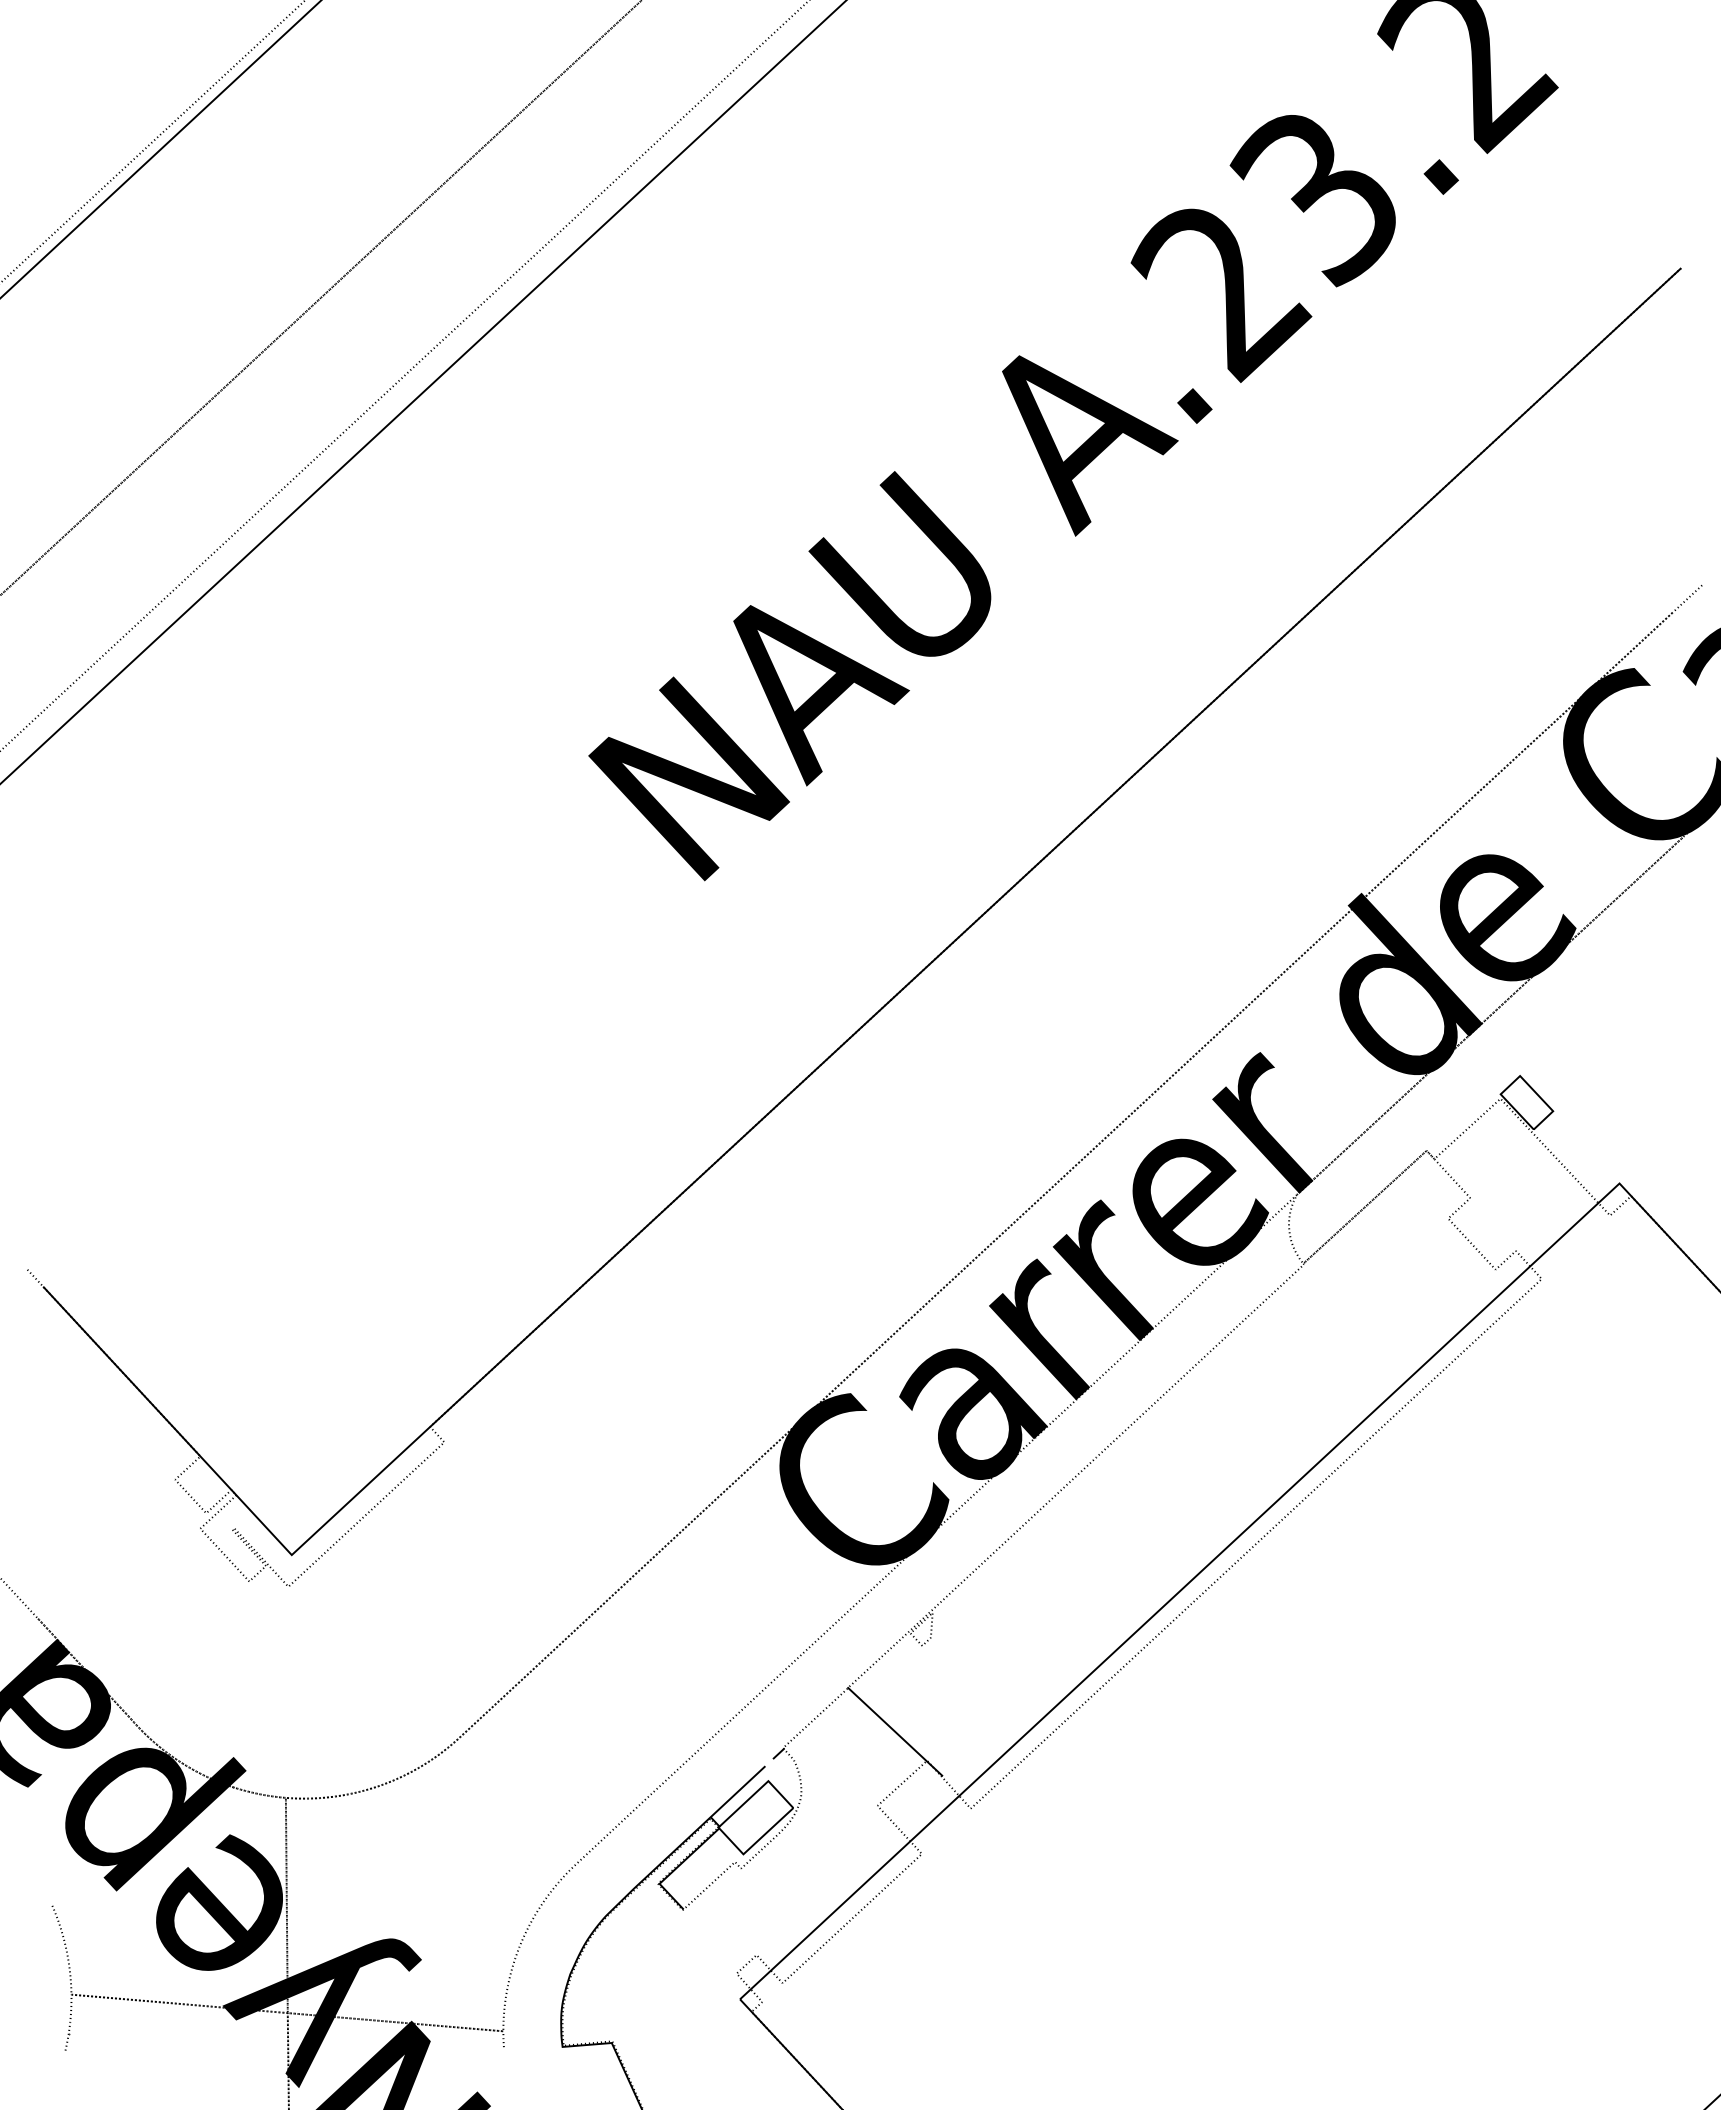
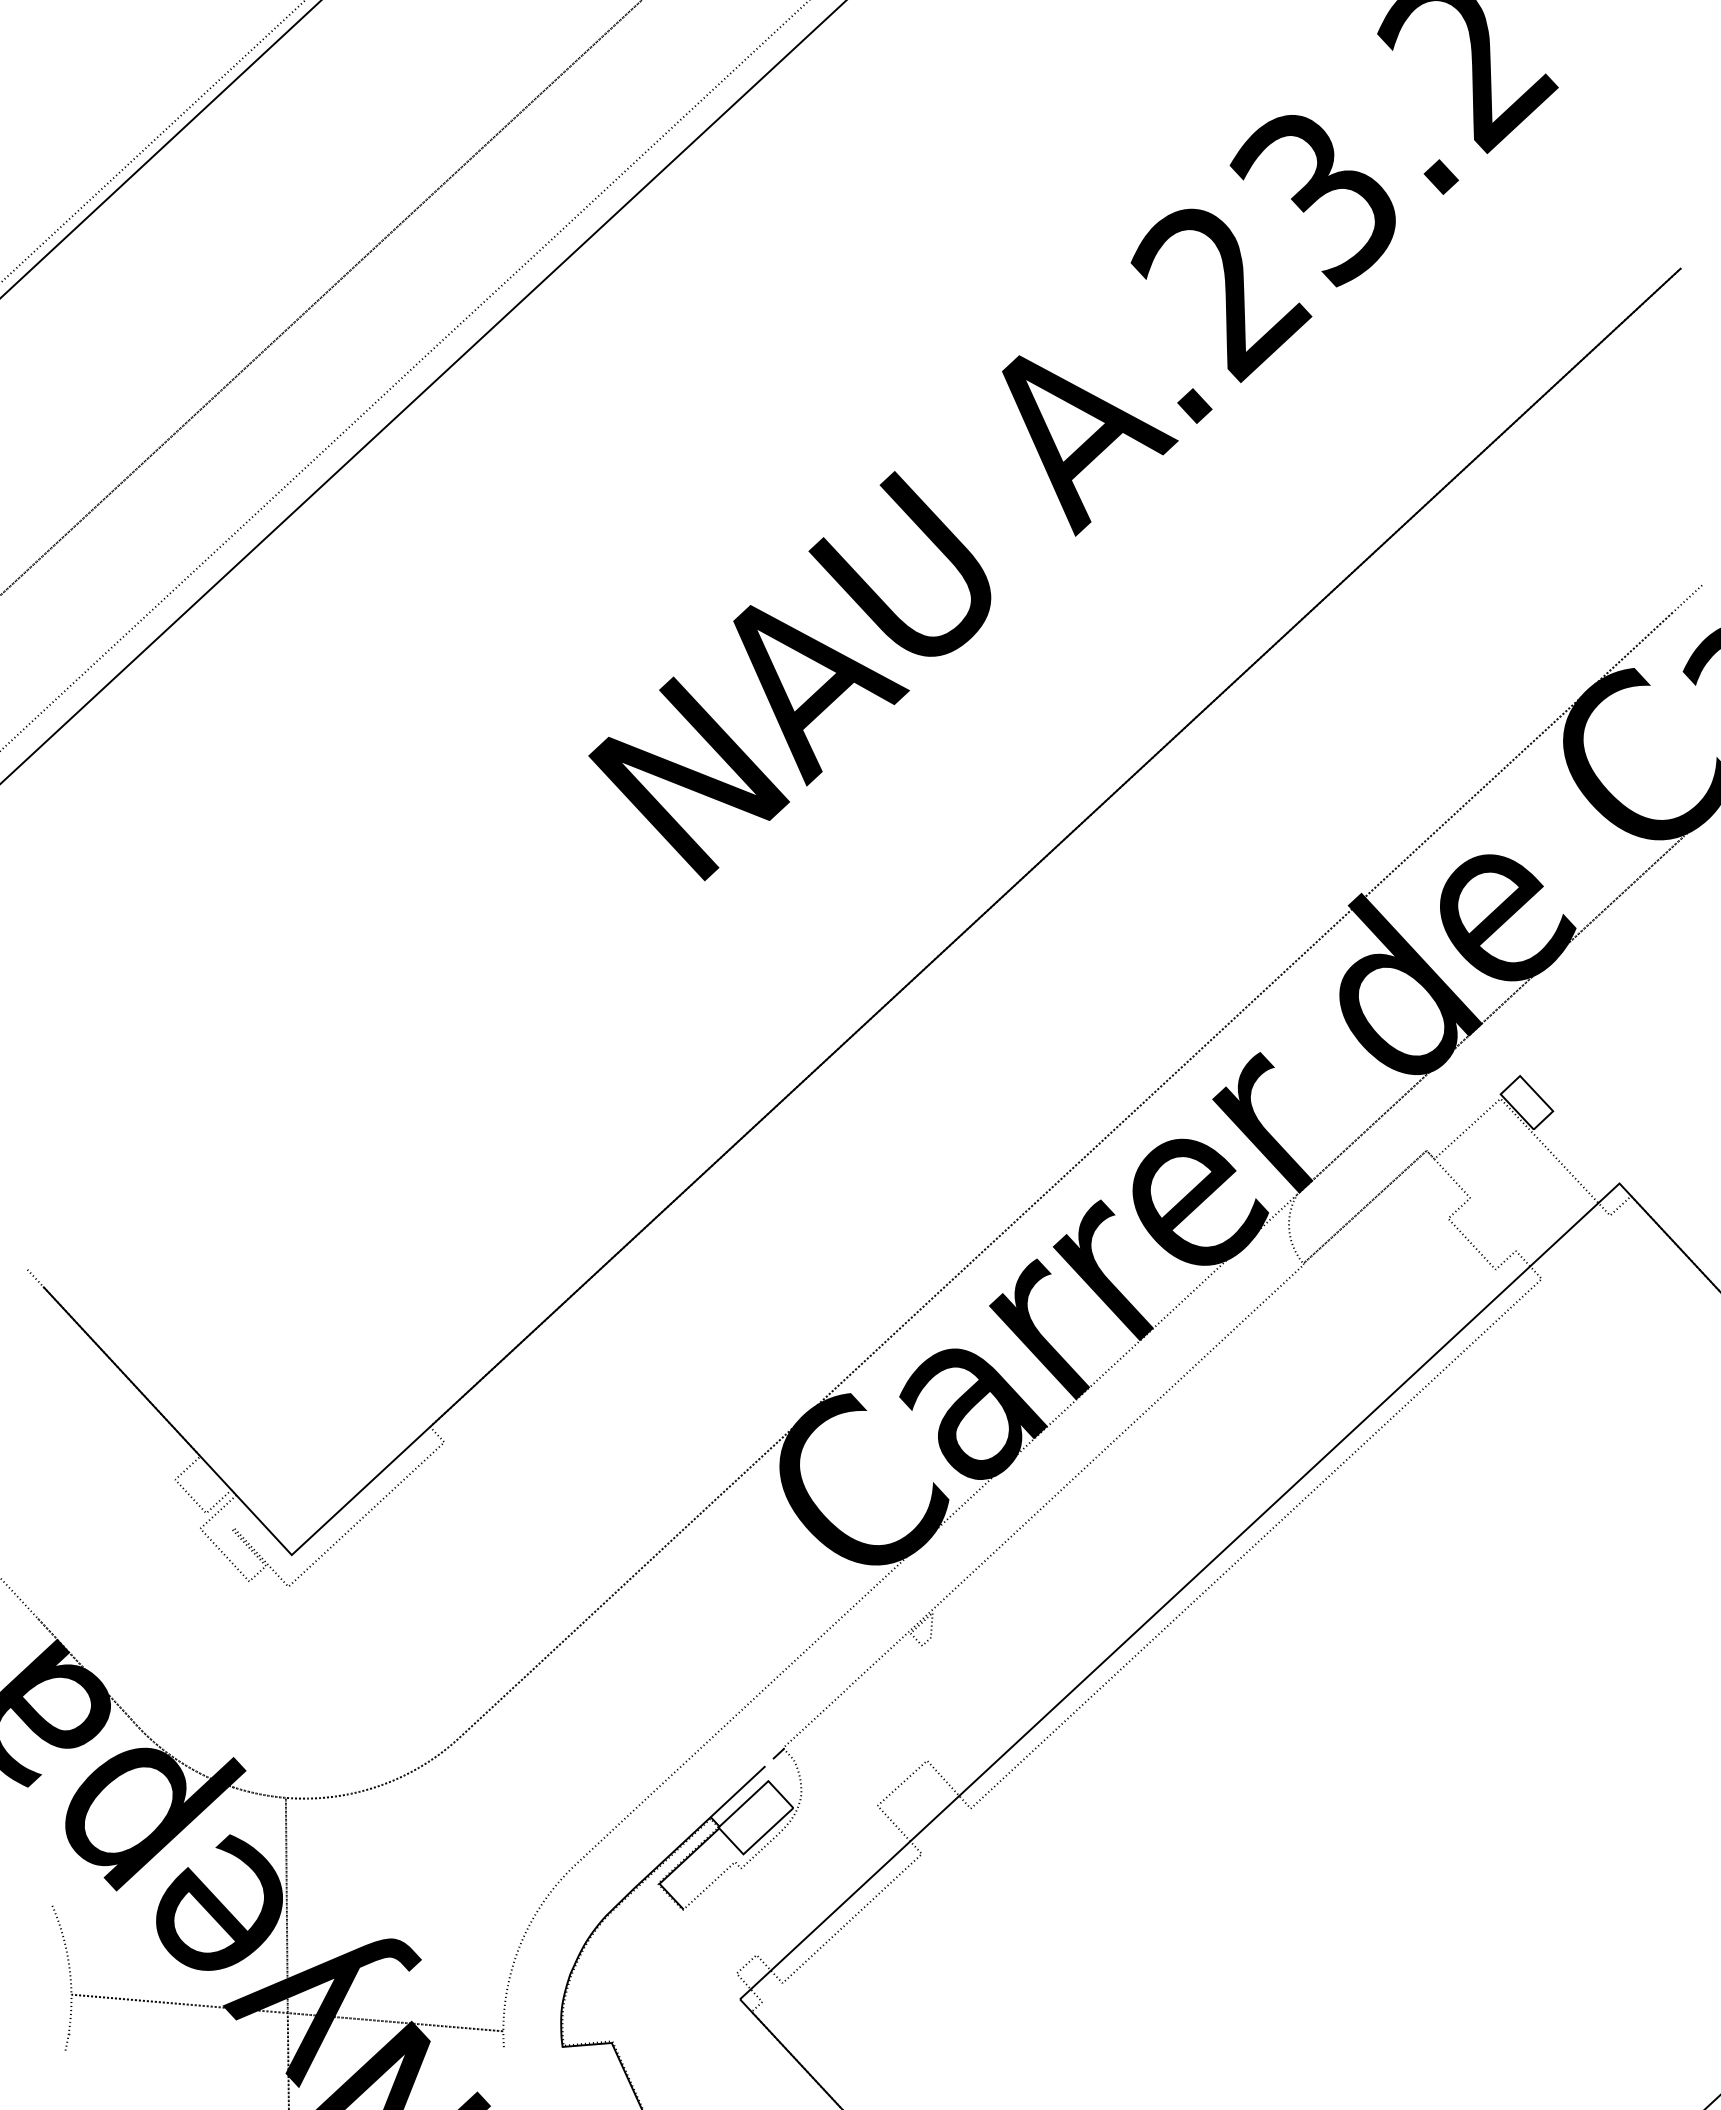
line: present -> none (895, 1731)
